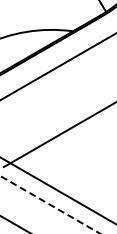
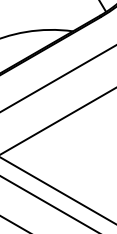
line position: (57, 66) -> (57, 78) (57, 78)
line position: (58, 135) -> (57, 121) (57, 121)
line: dashed -> solid (50, 204)
